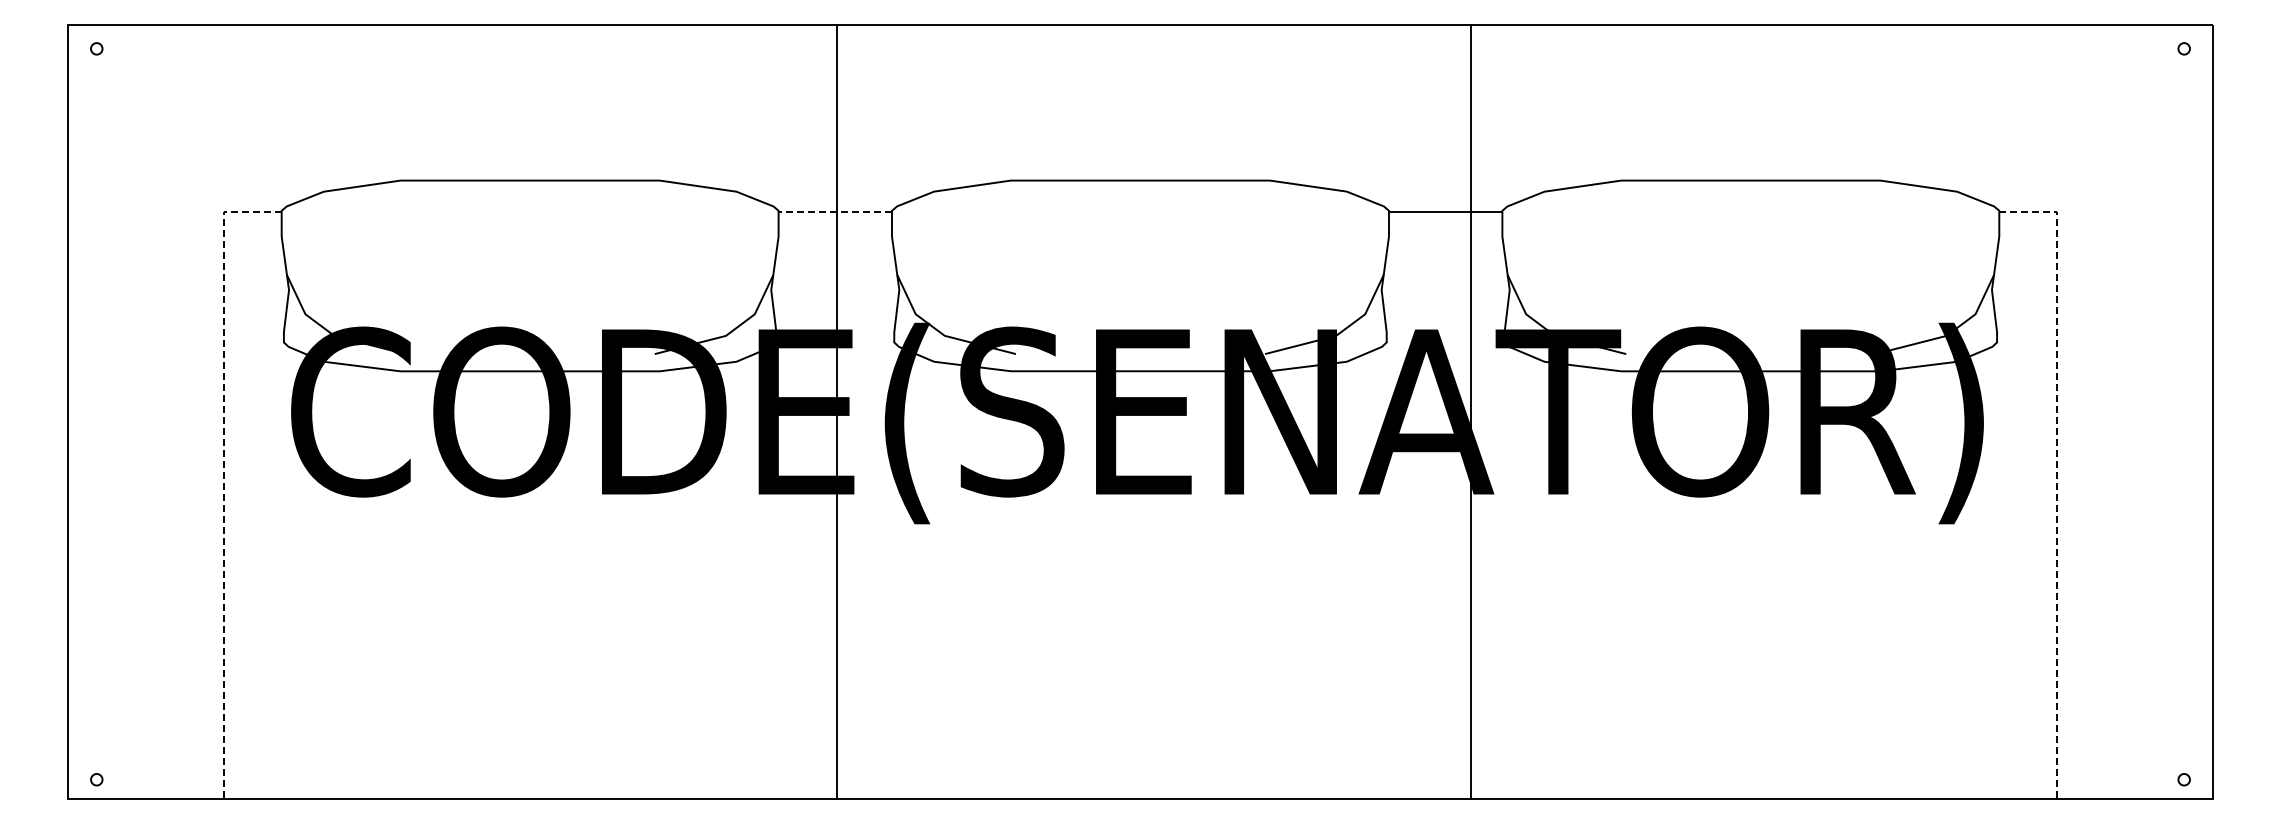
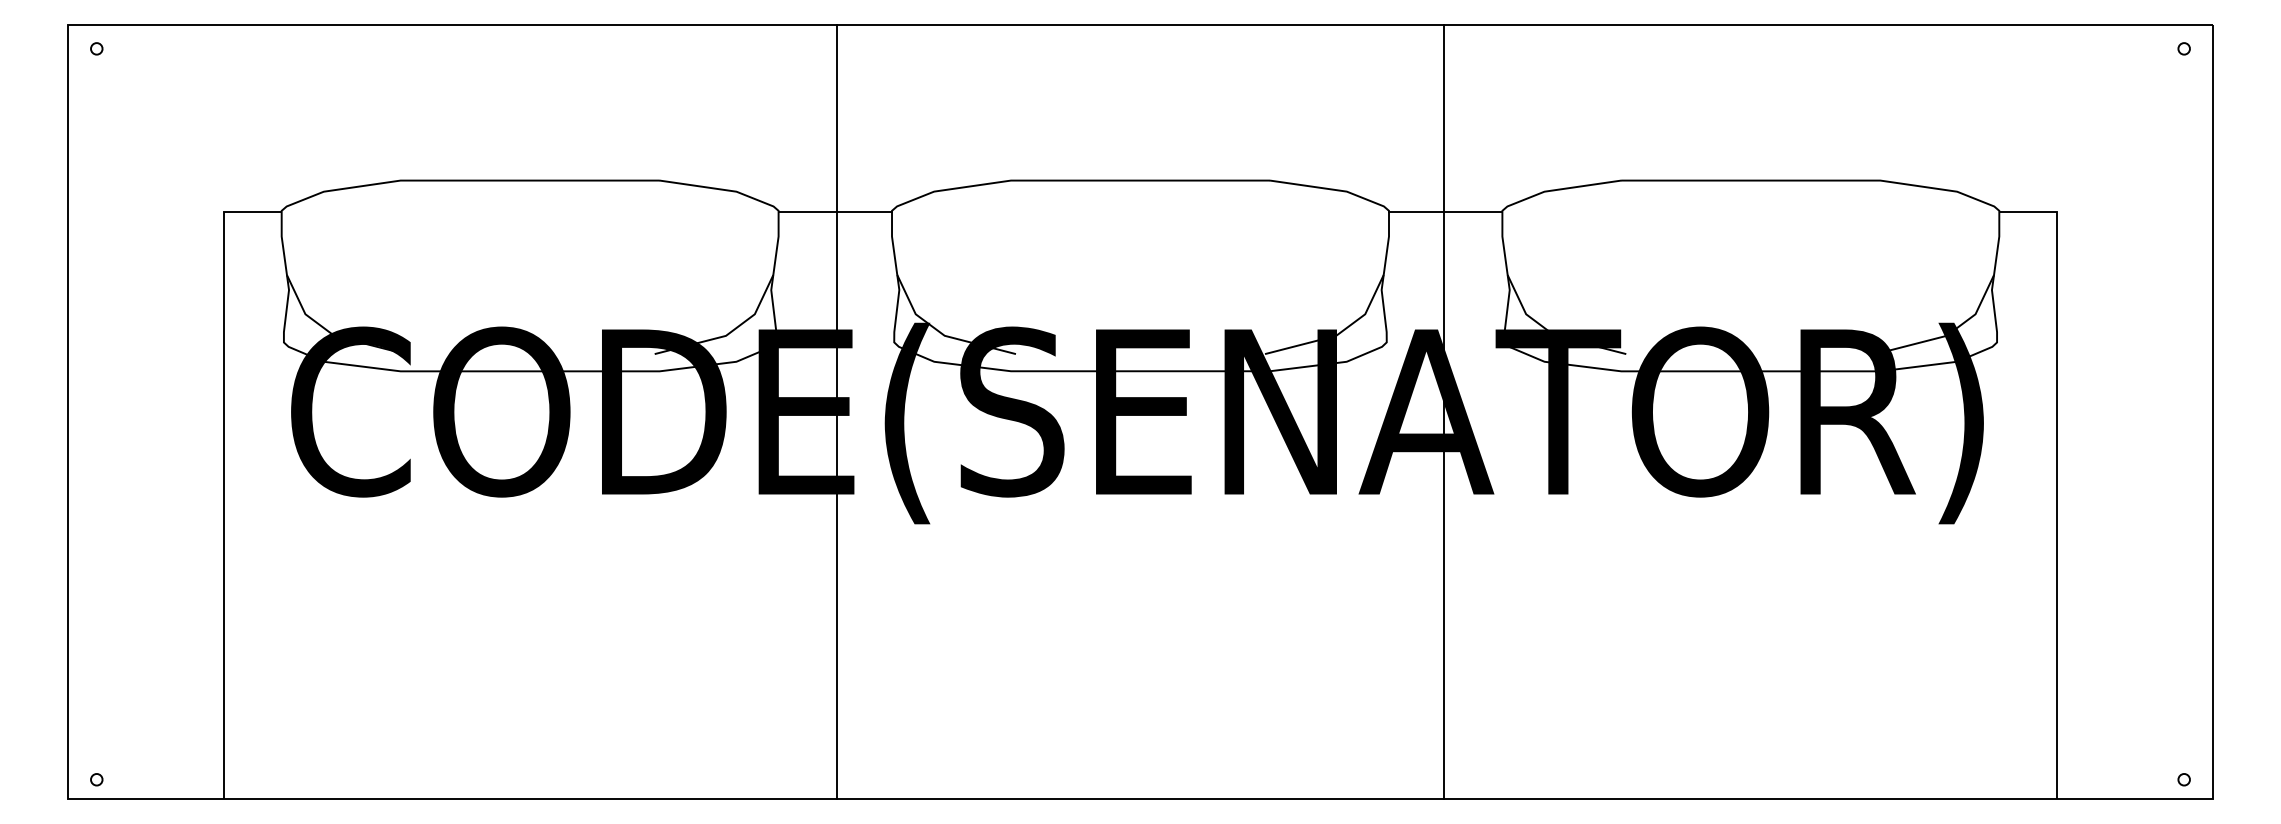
line: dashed -> solid (835, 211)
line position: (1471, 411) -> (1444, 411) (1444, 411)
line: dashed -> solid (223, 475)
line: dashed -> solid (2057, 475)
